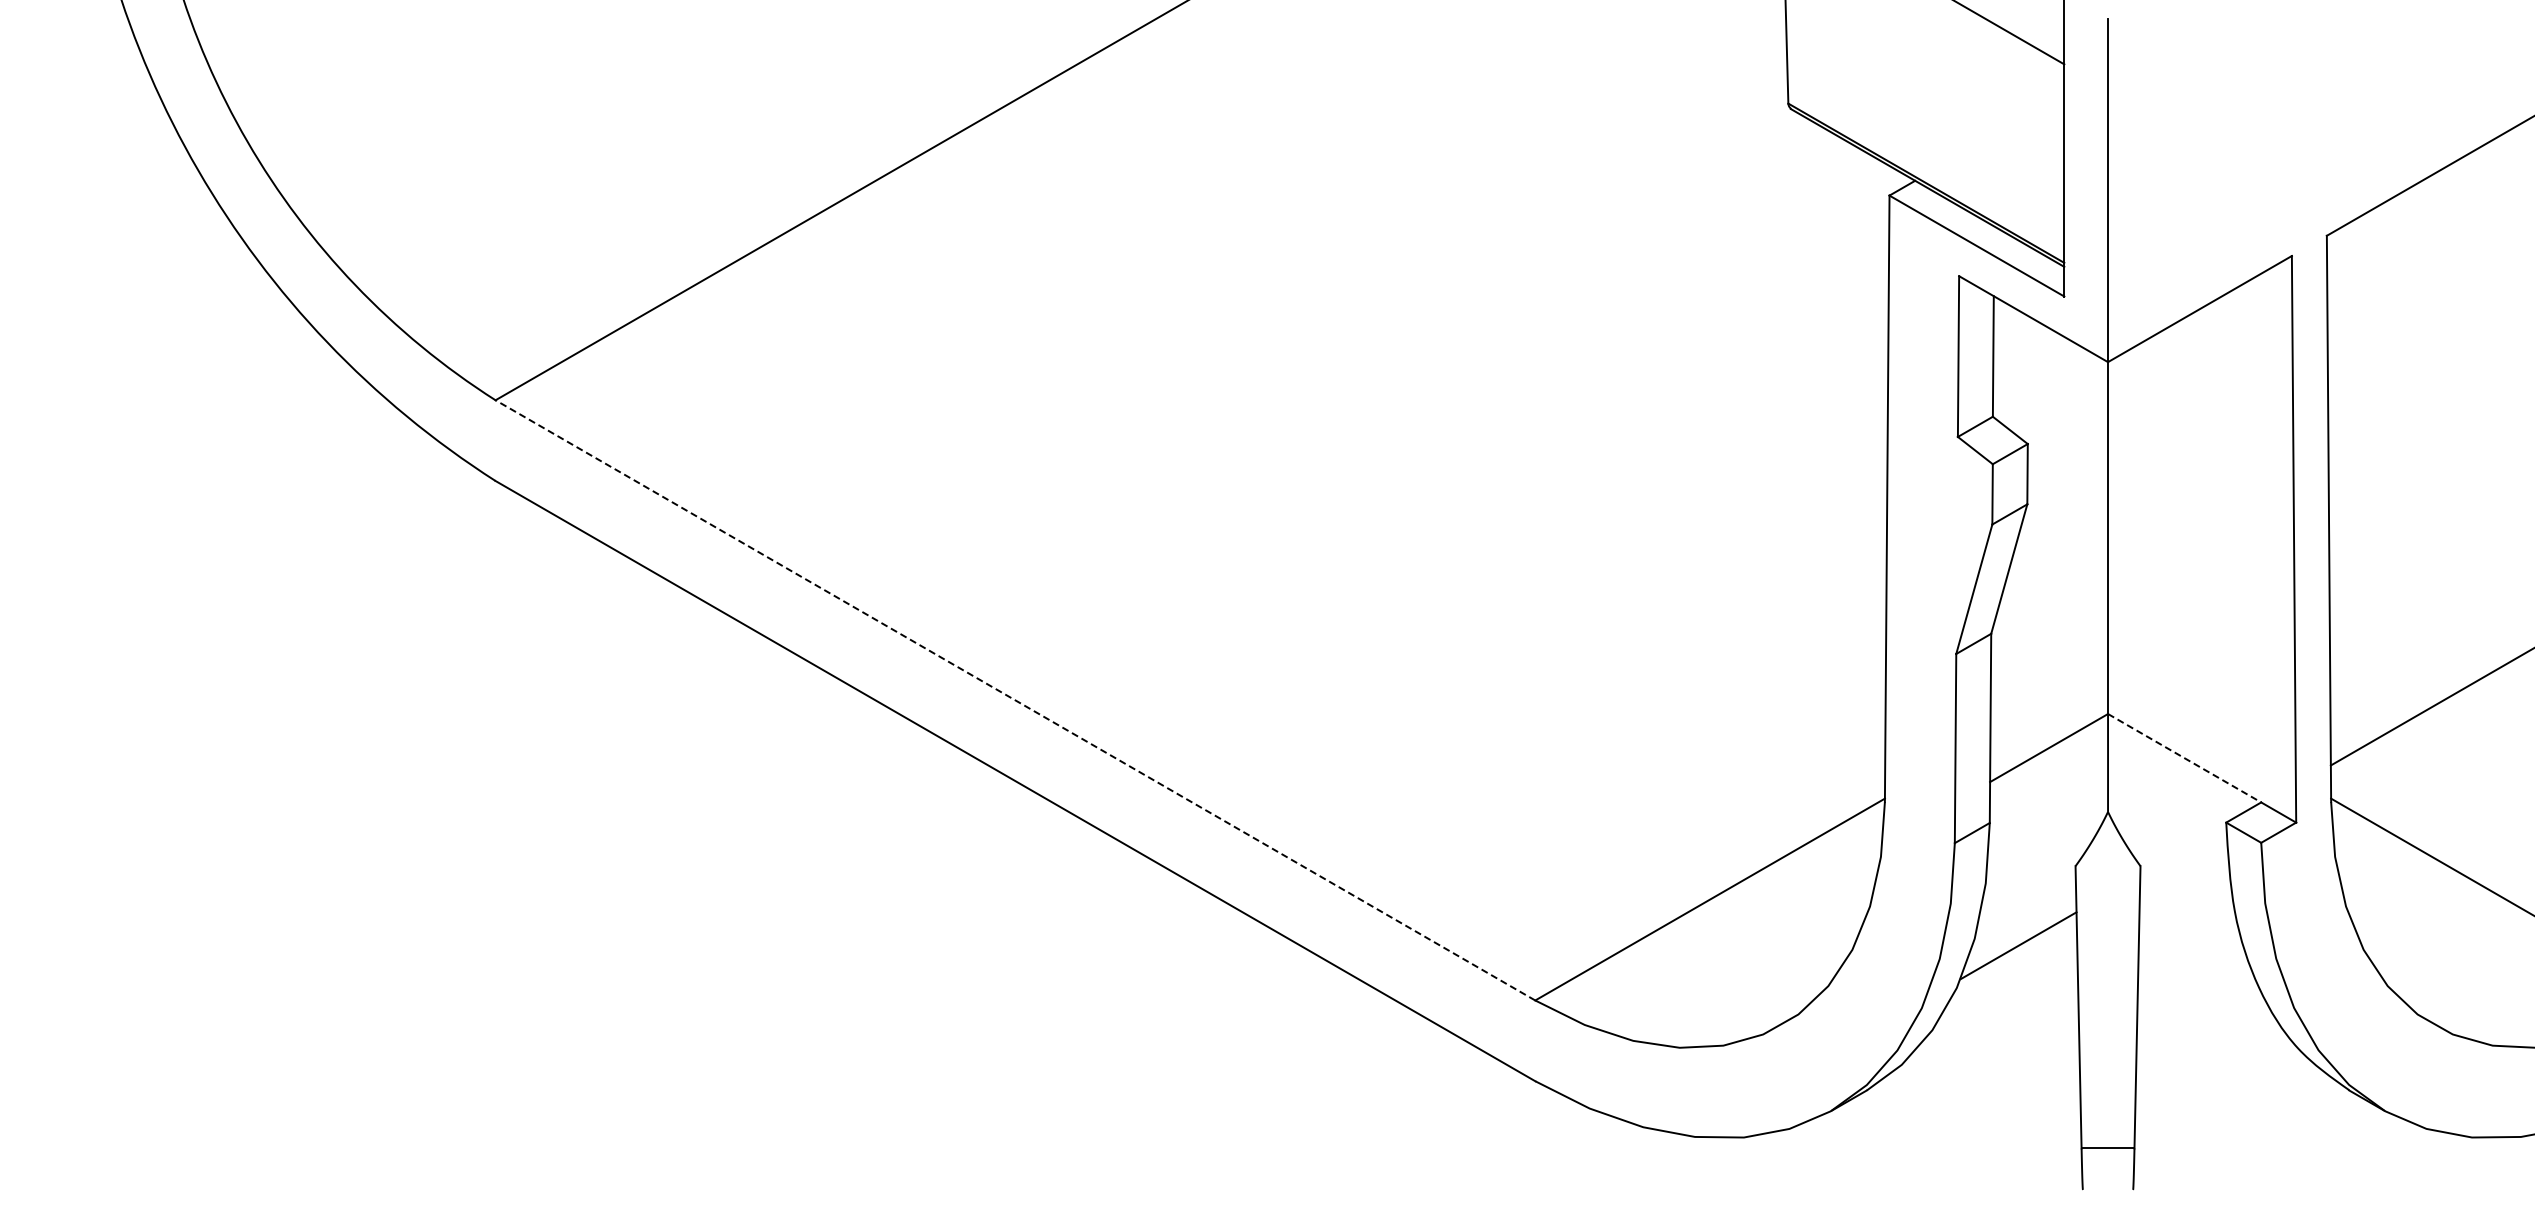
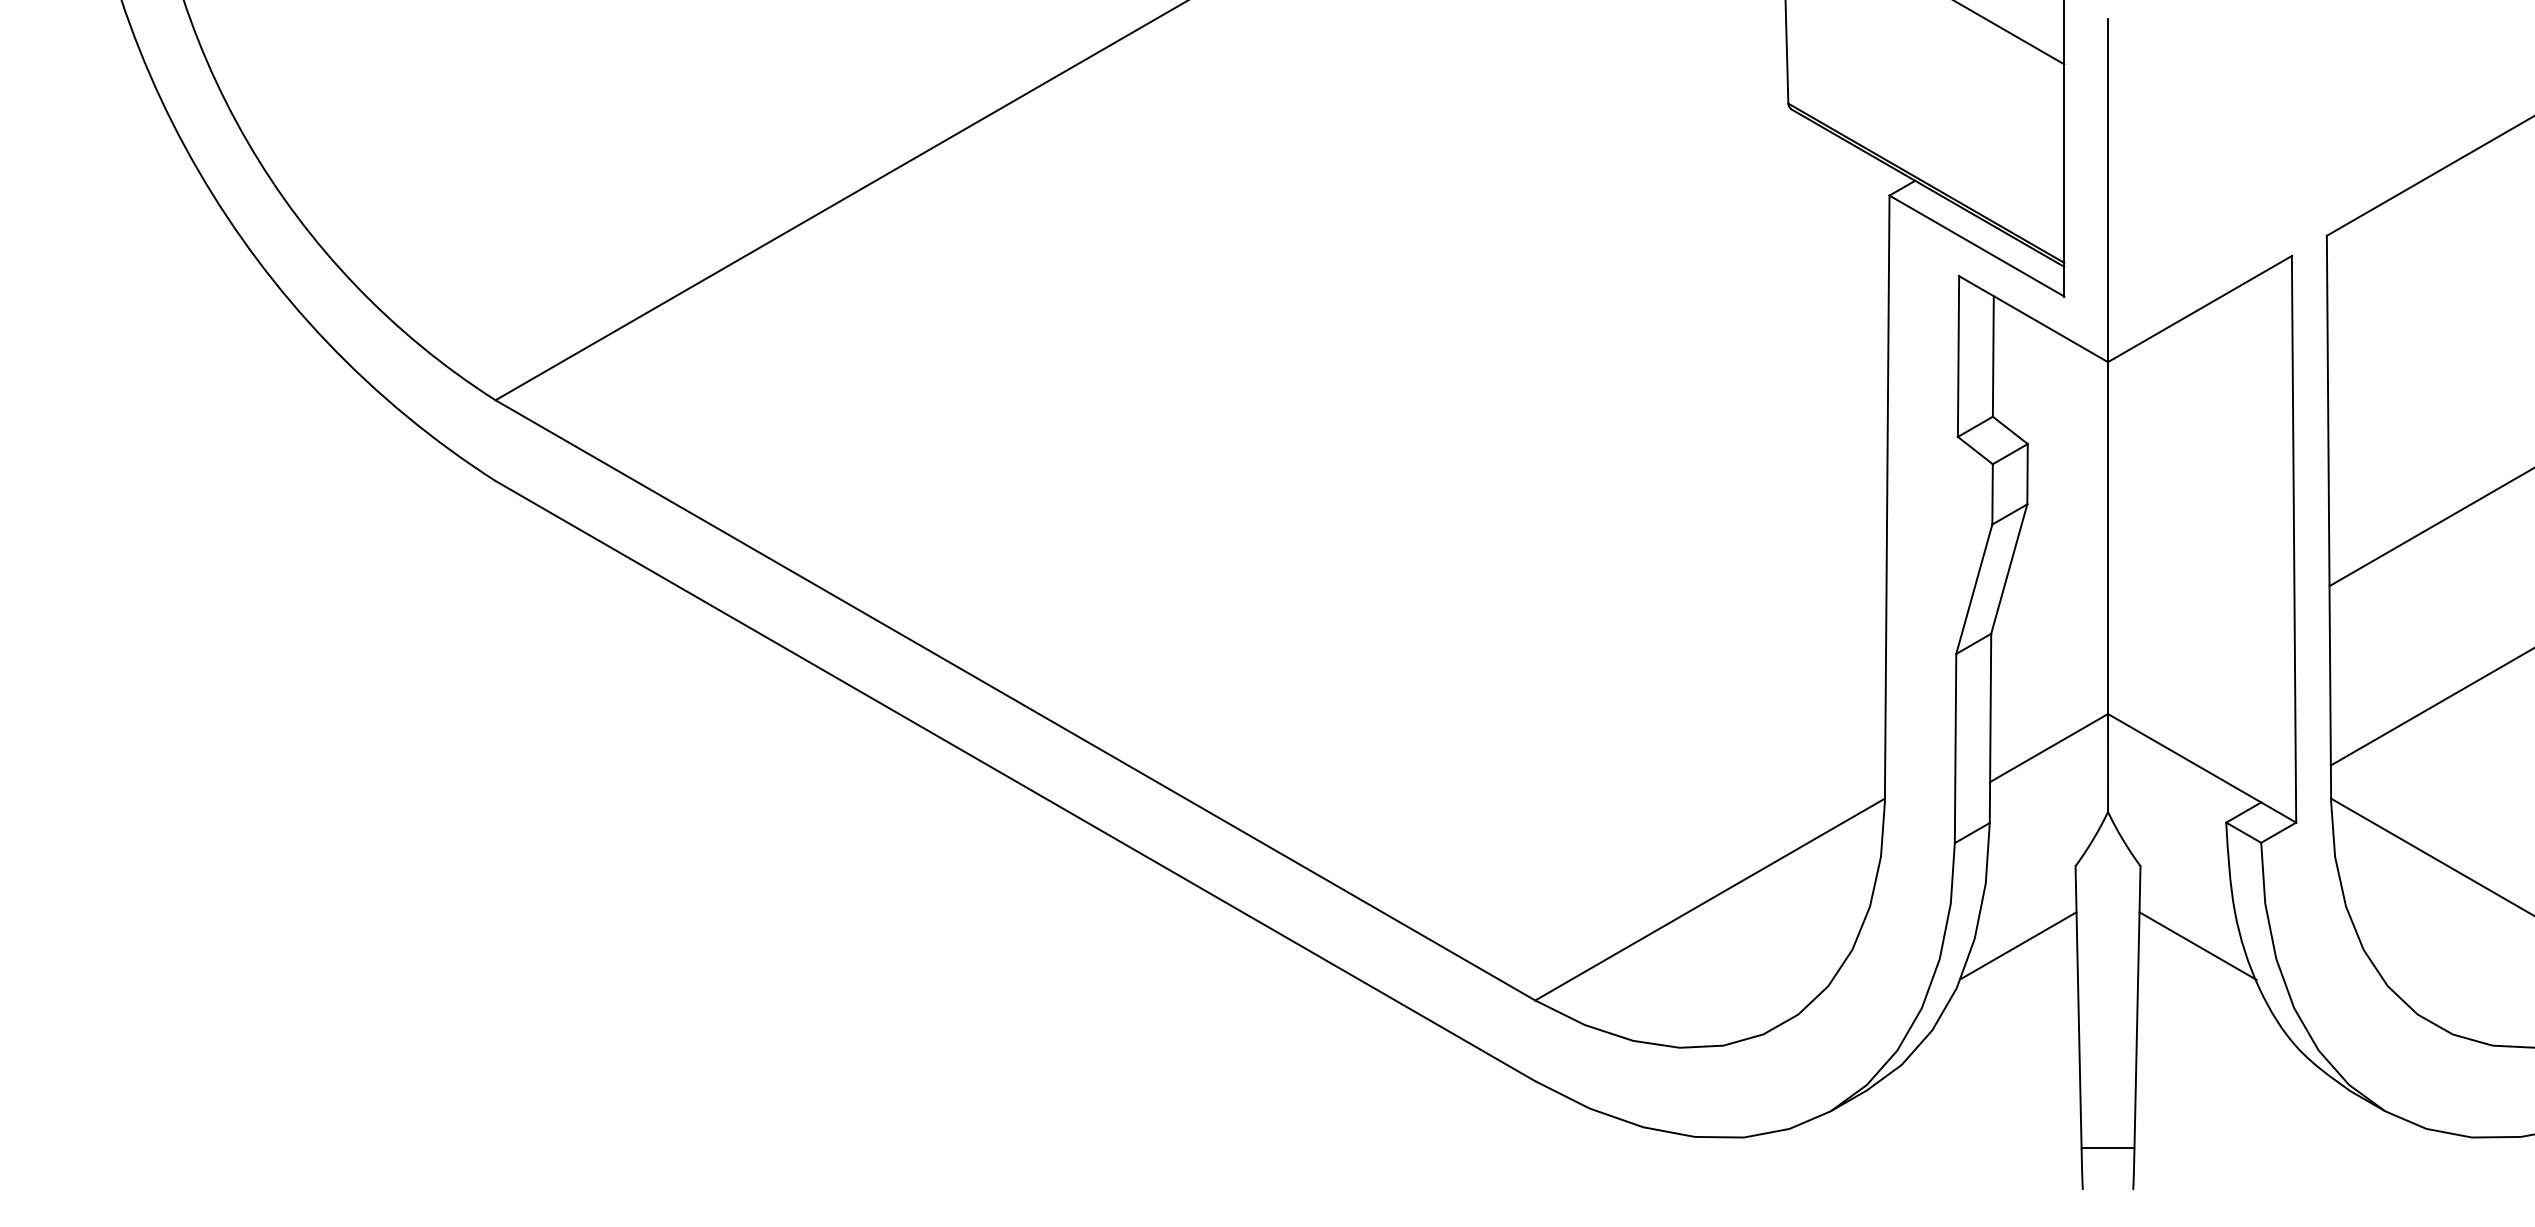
line: none -> present (2430, 527)
line: dashed -> solid (1015, 700)
line: dashed -> solid (2185, 758)
line: none -> present (2197, 945)
